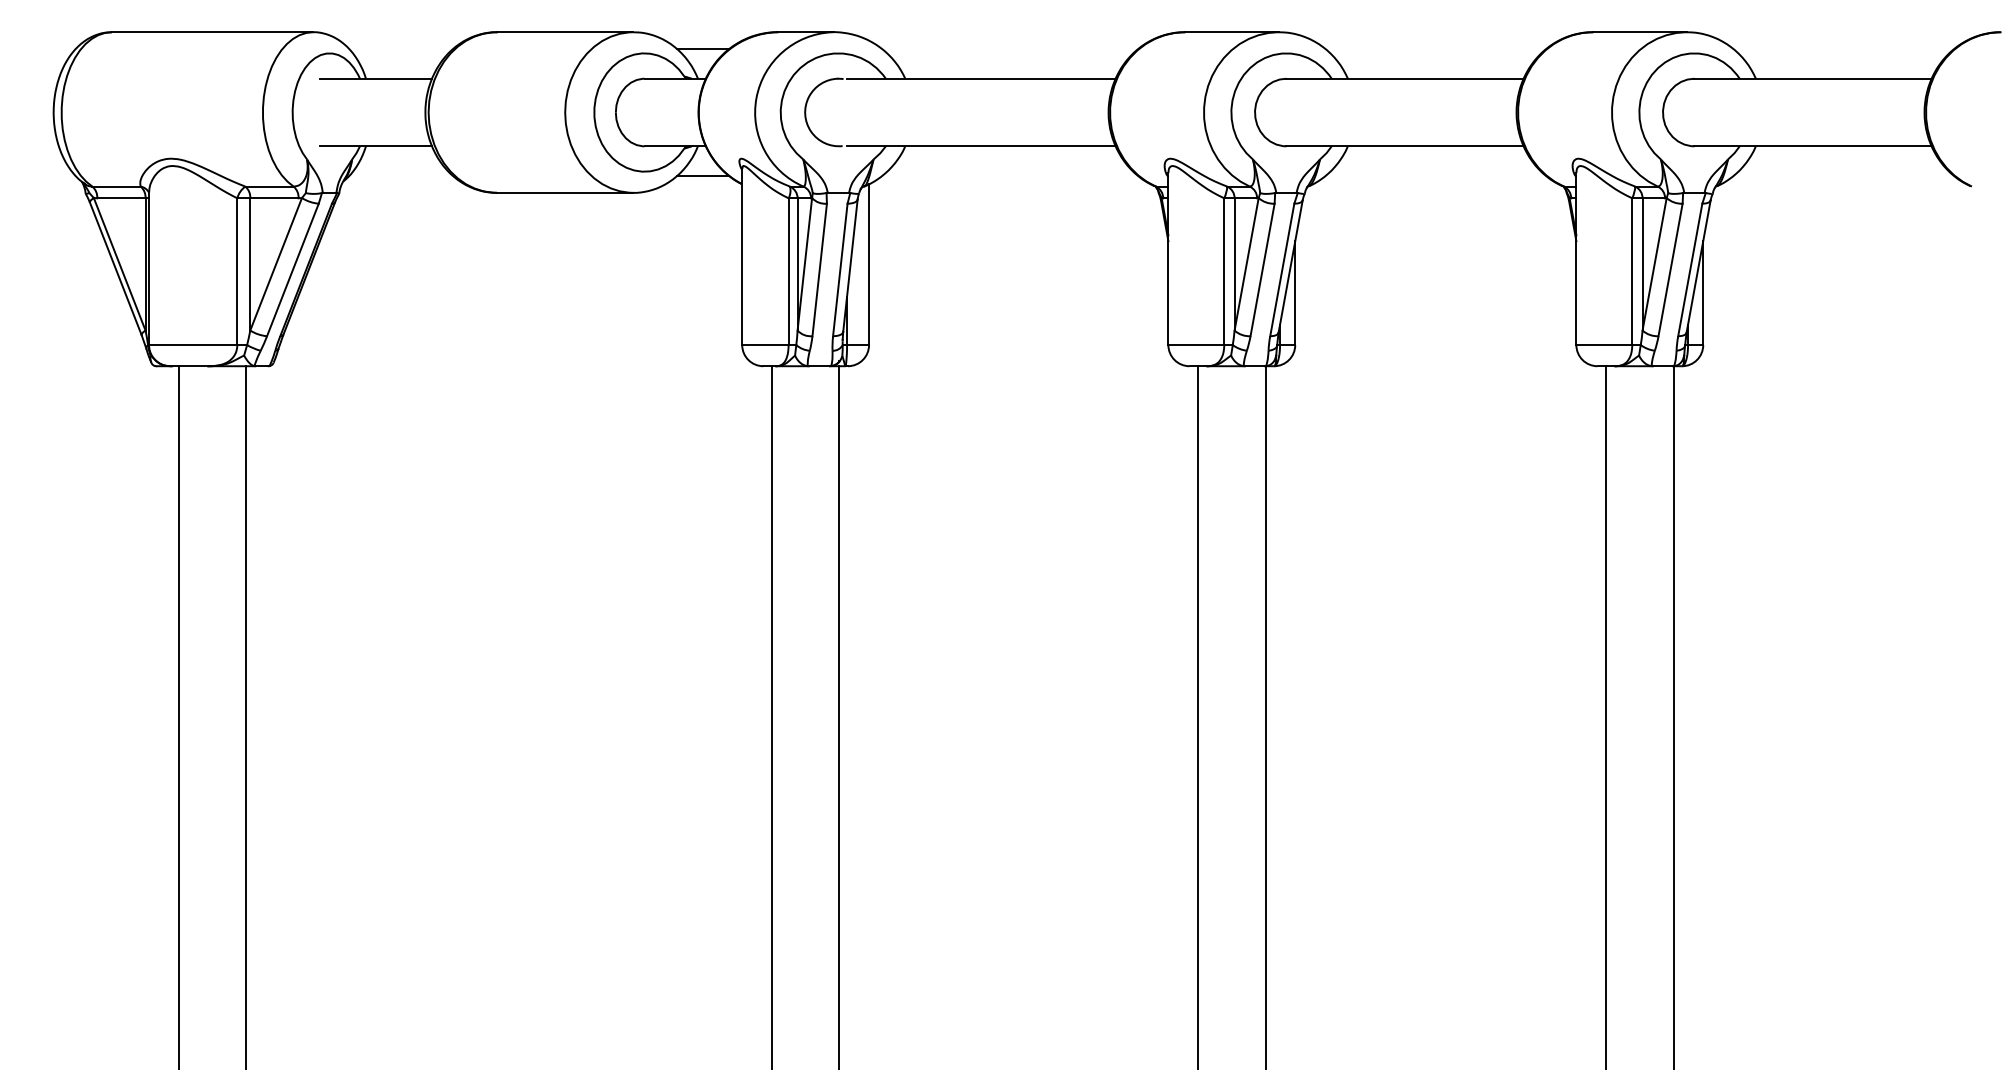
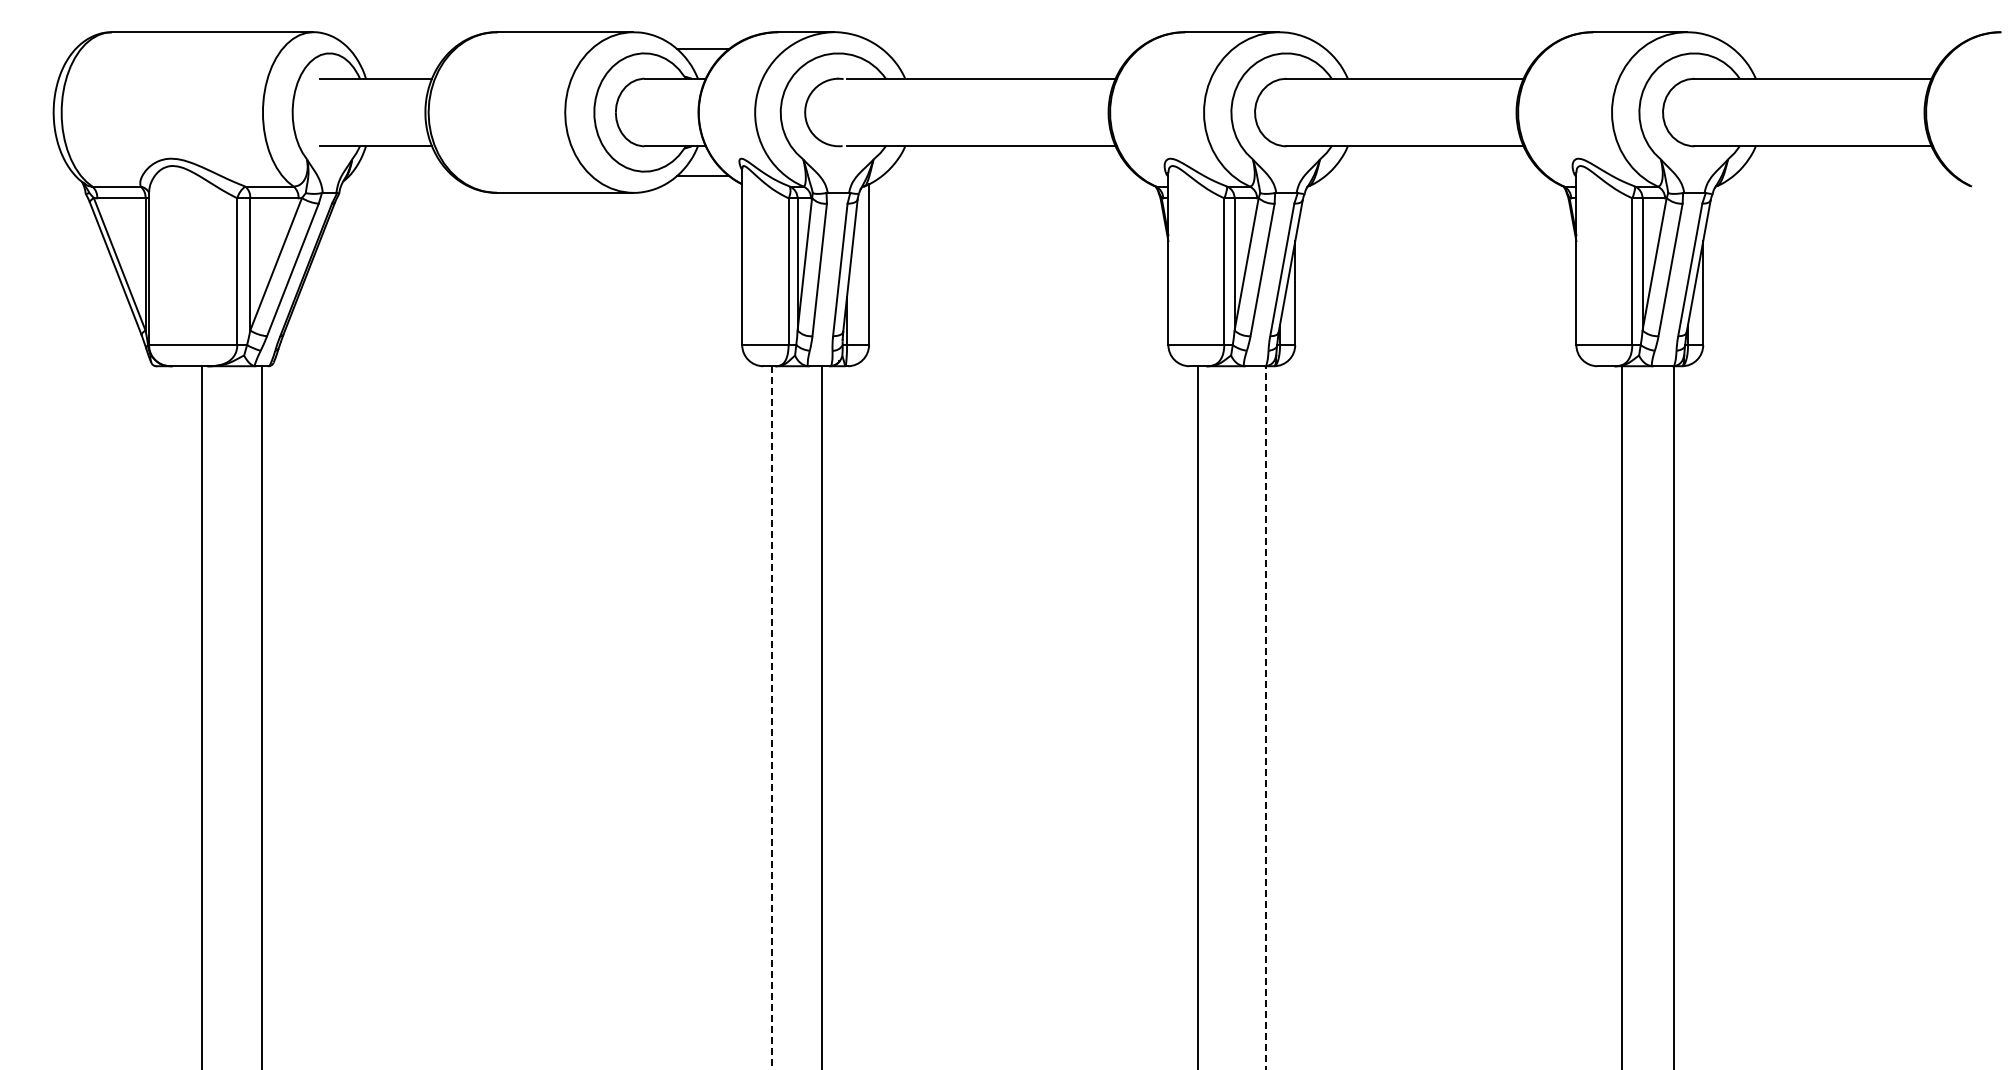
line position: (178, 716) -> (201, 716) (201, 716)
line position: (246, 716) -> (262, 716) (262, 716)
line position: (839, 716) -> (822, 716) (822, 716)
line position: (1605, 716) -> (1621, 716) (1621, 716)
line: solid -> dashed (771, 718)
line: solid -> dashed (1265, 718)
